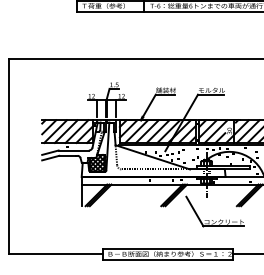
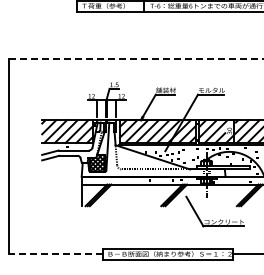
line: solid -> dashed (136, 58)
line: solid -> dashed (55, 254)
